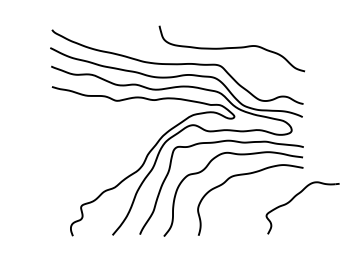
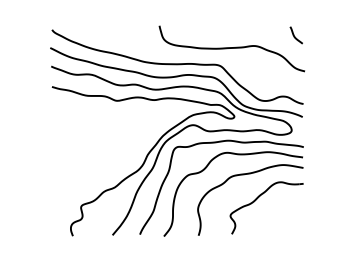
curve: none -> present (294, 35)
part position: (294, 198) -> (258, 198) (258, 198)
